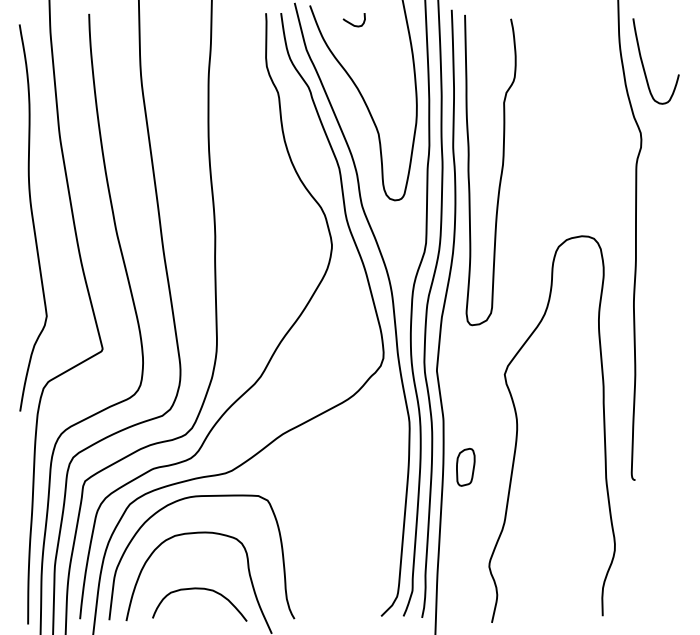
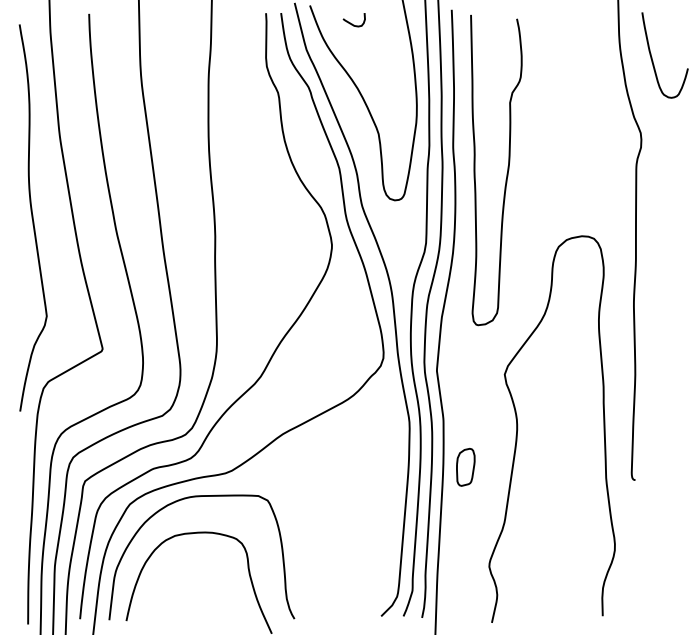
curve position: (644, 66) -> (653, 60) (653, 60)
curve position: (500, 173) -> (506, 173) (506, 173)
curve: present -> none (199, 589)
